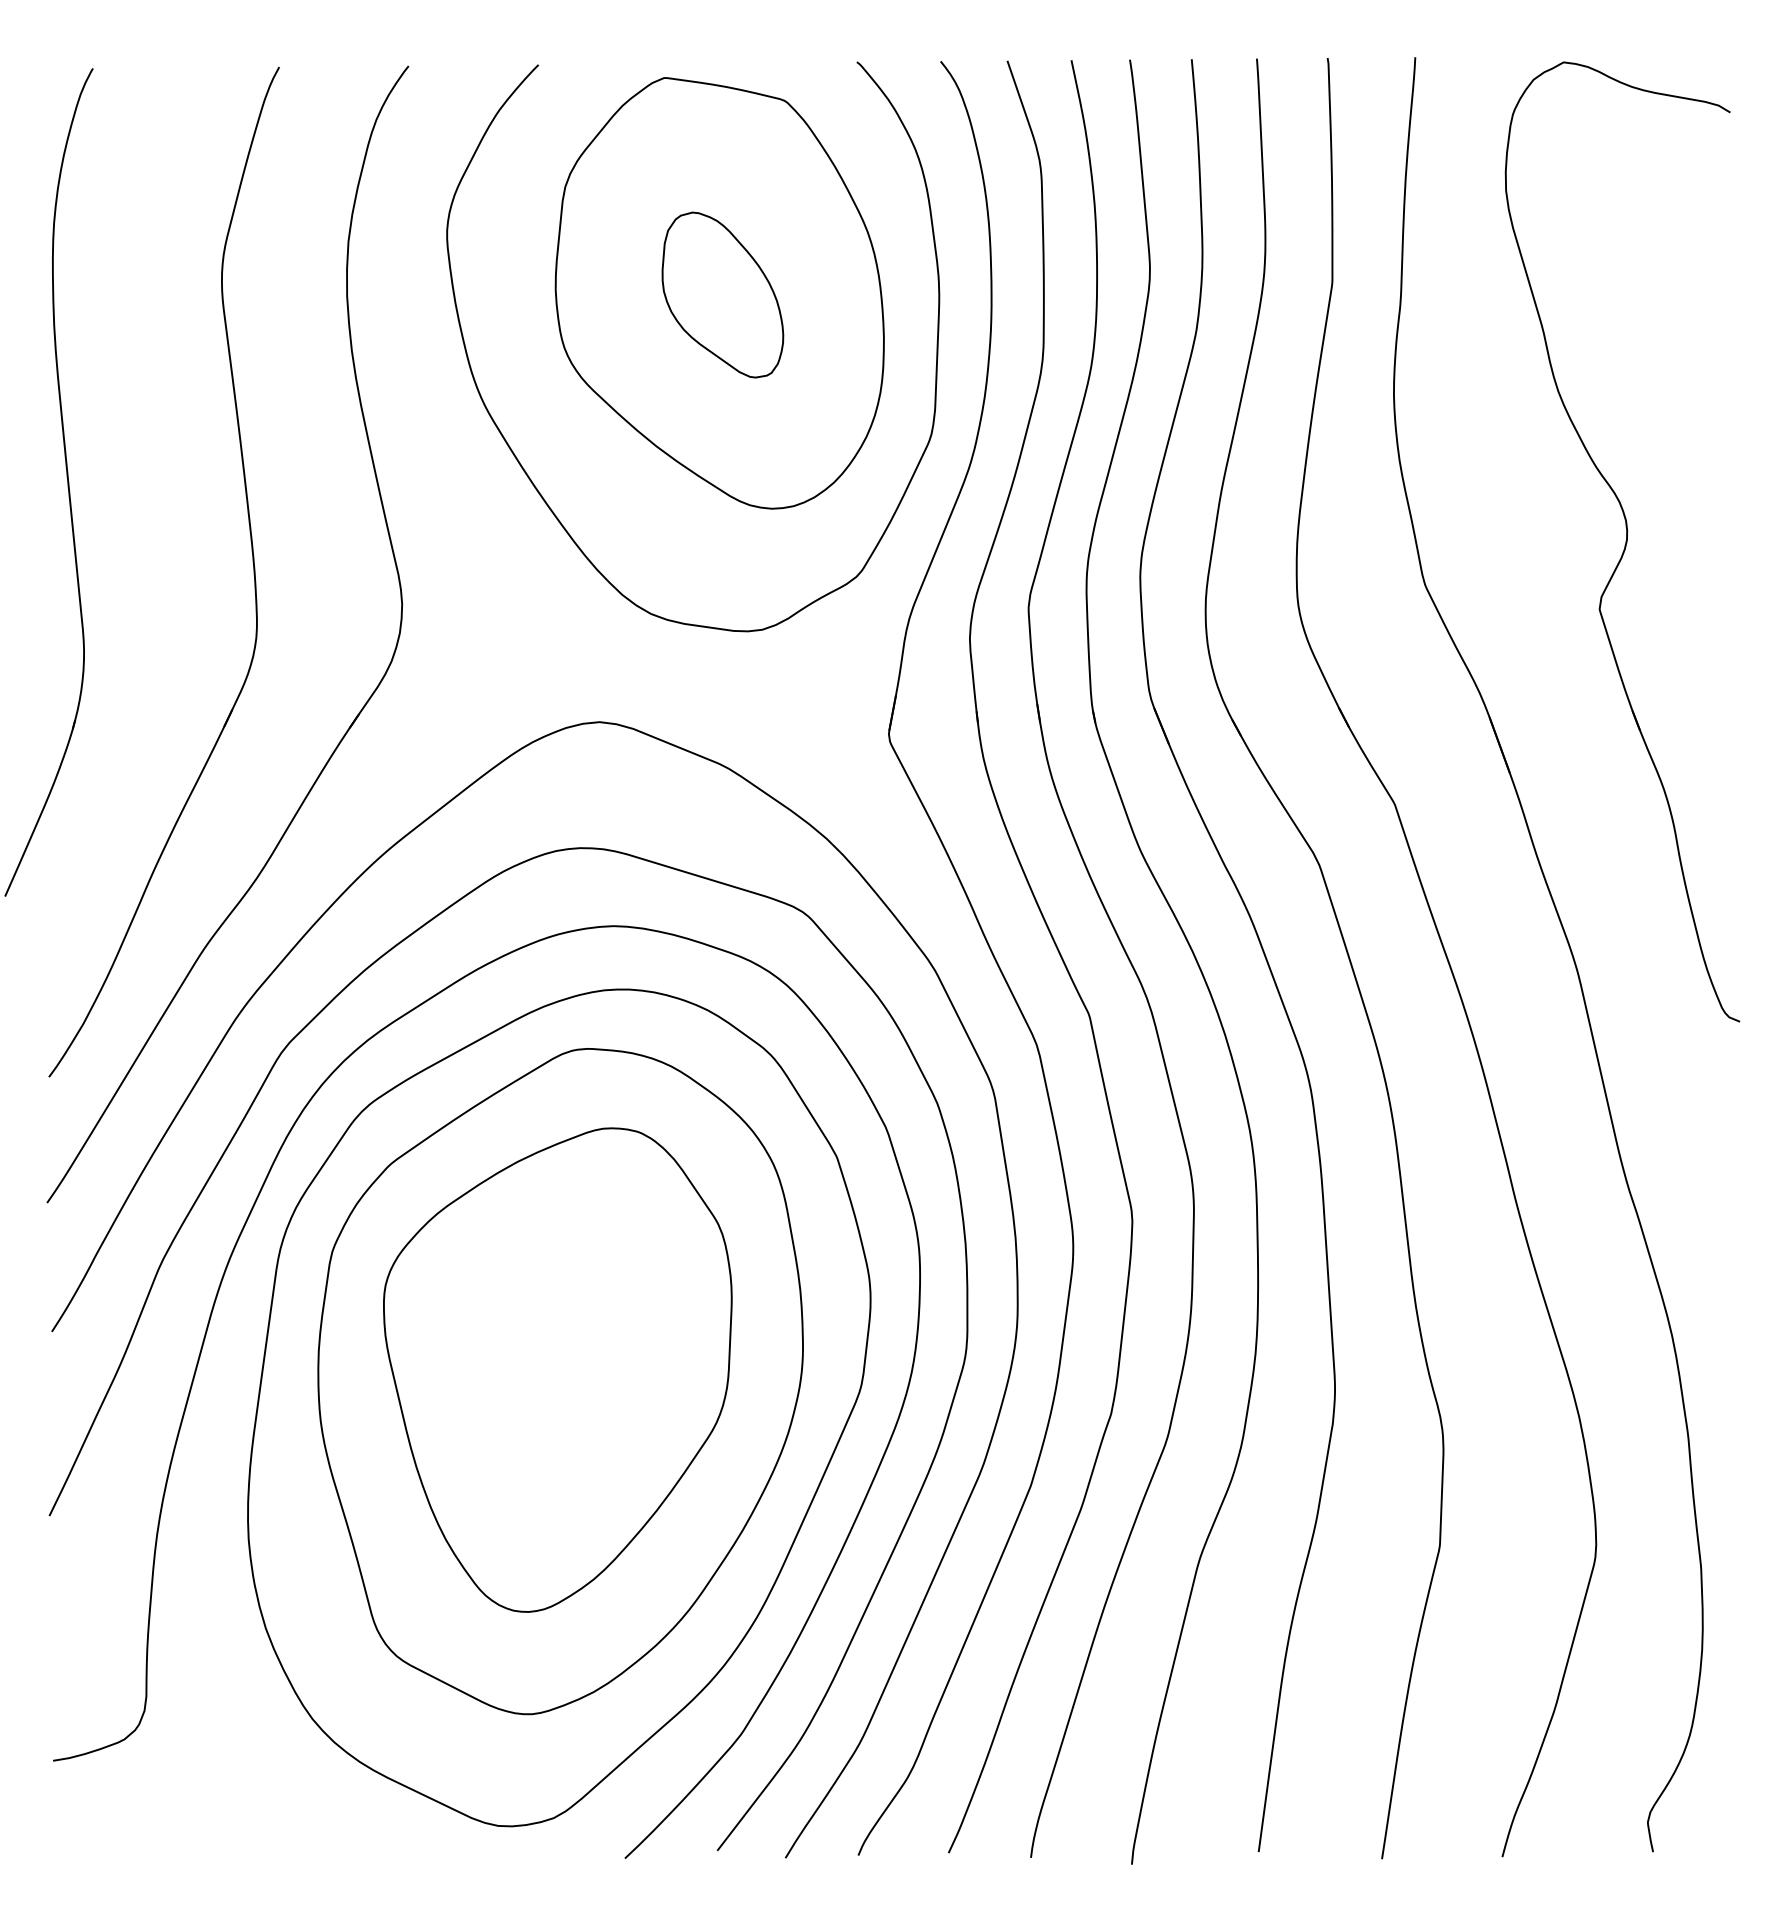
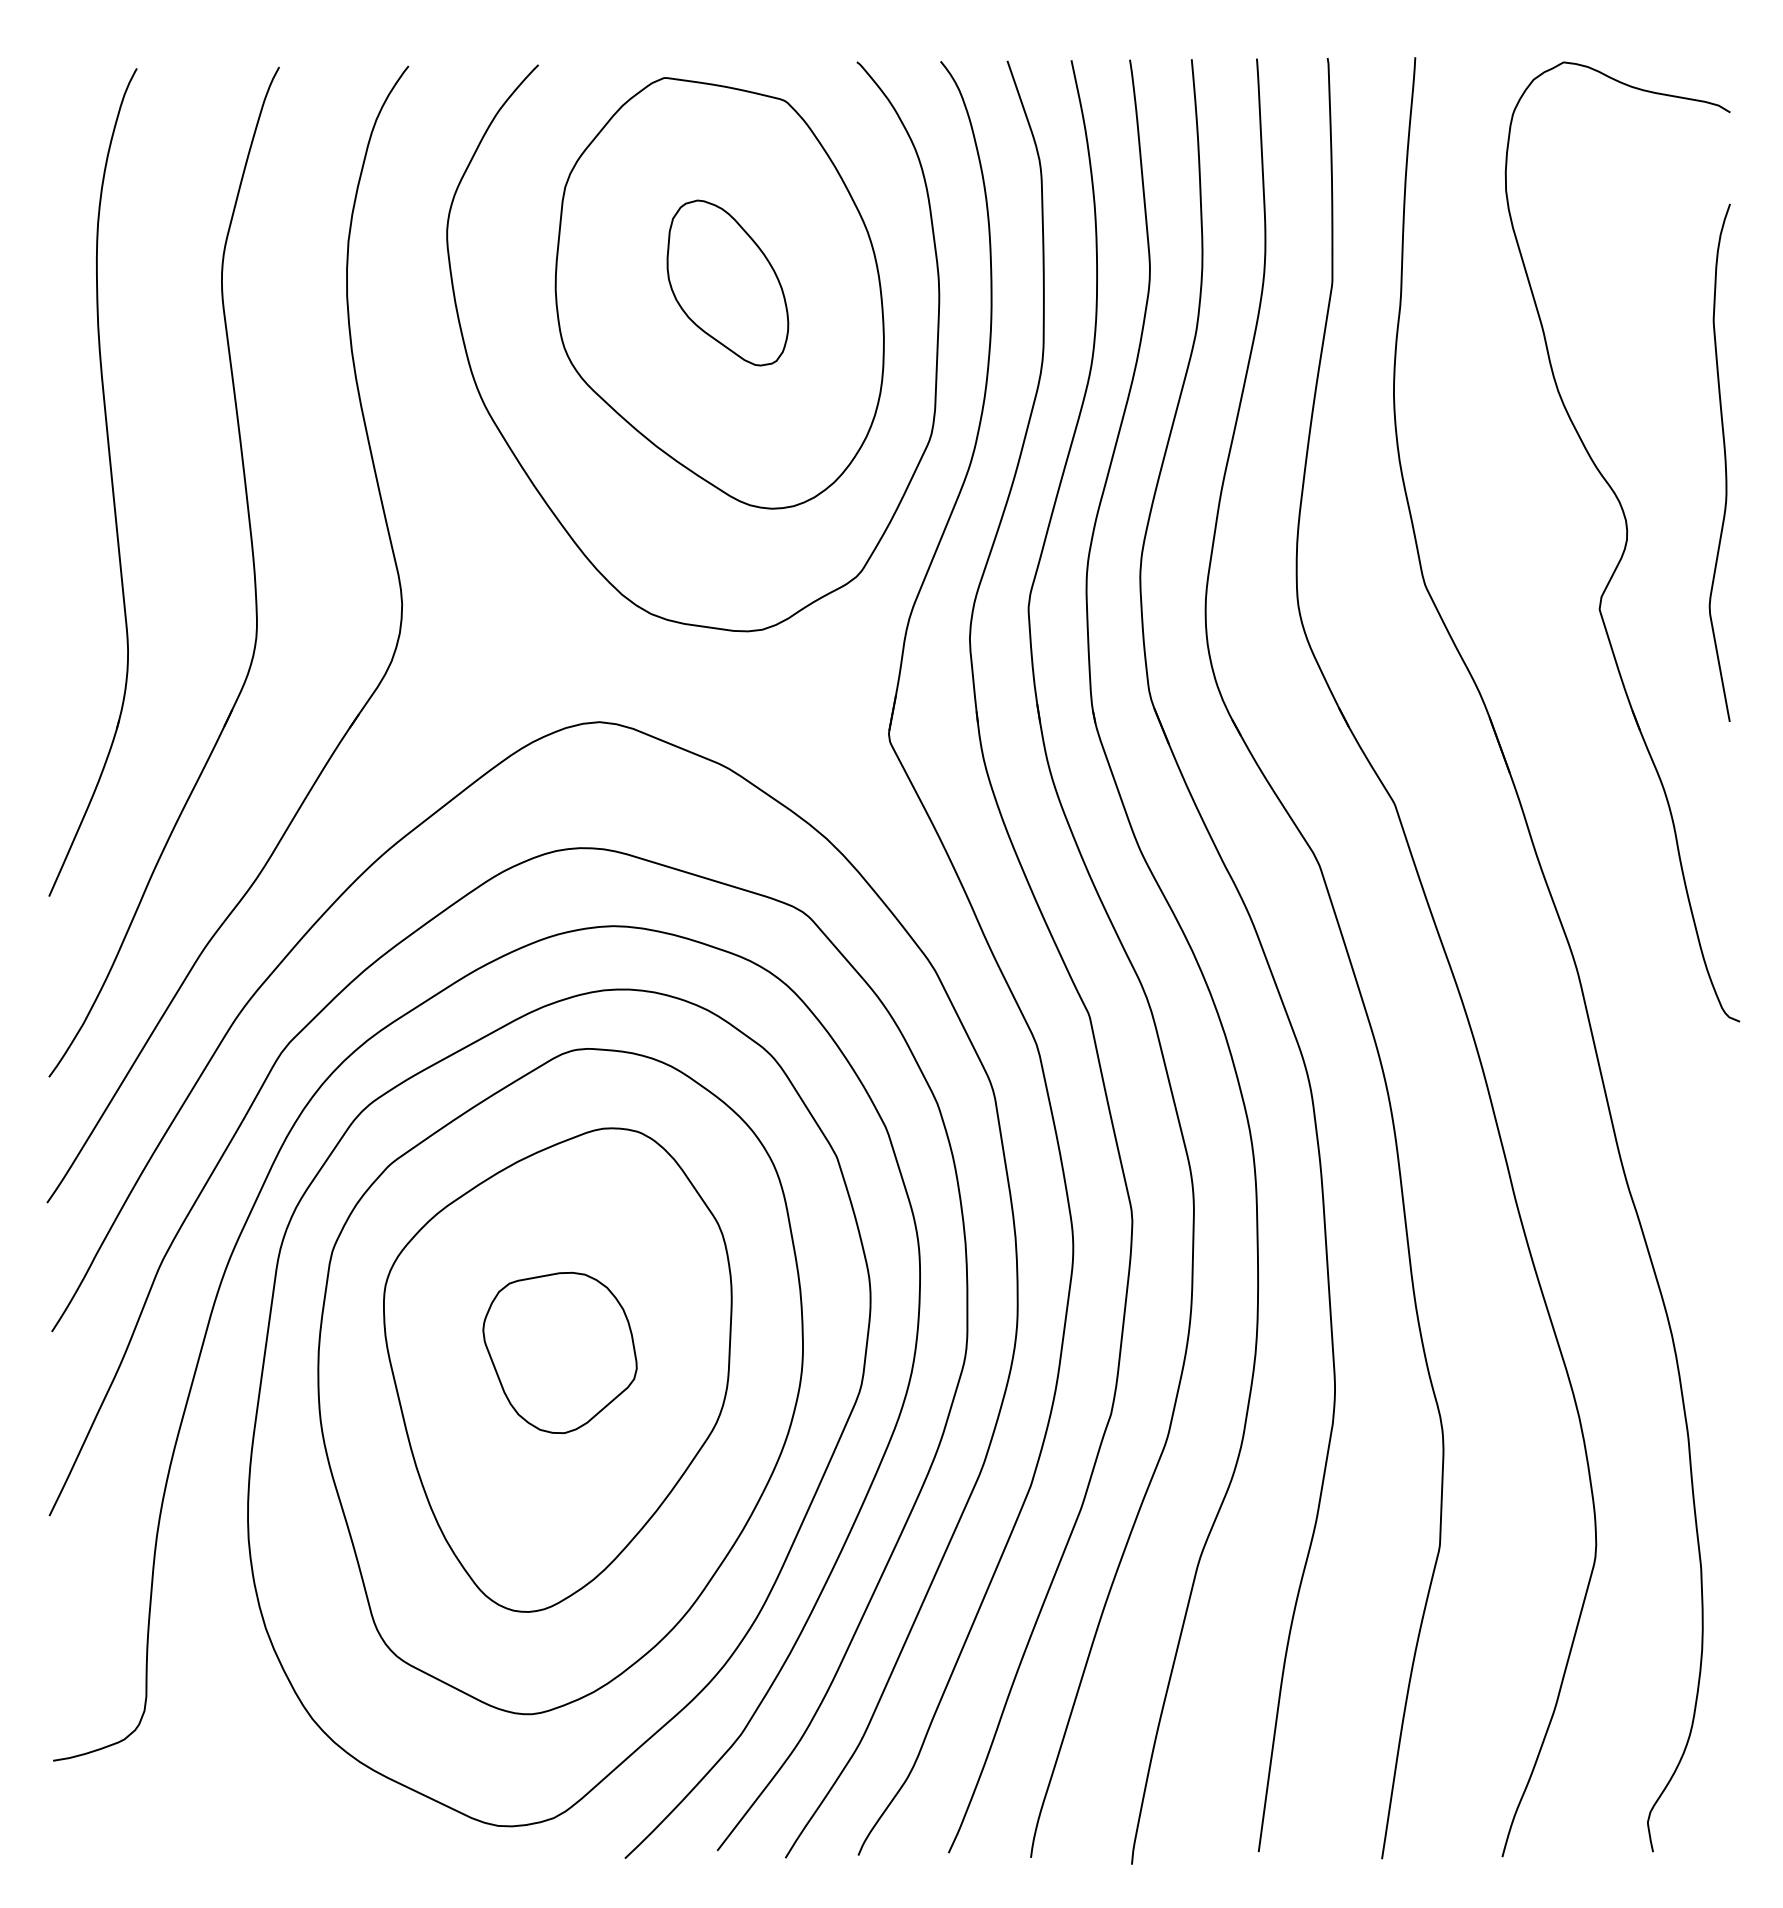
part position: (722, 294) -> (727, 282) (727, 282)
curve: none -> present (1724, 462)
part position: (66, 477) -> (110, 477) (110, 477)
part: none -> present (559, 1352)
